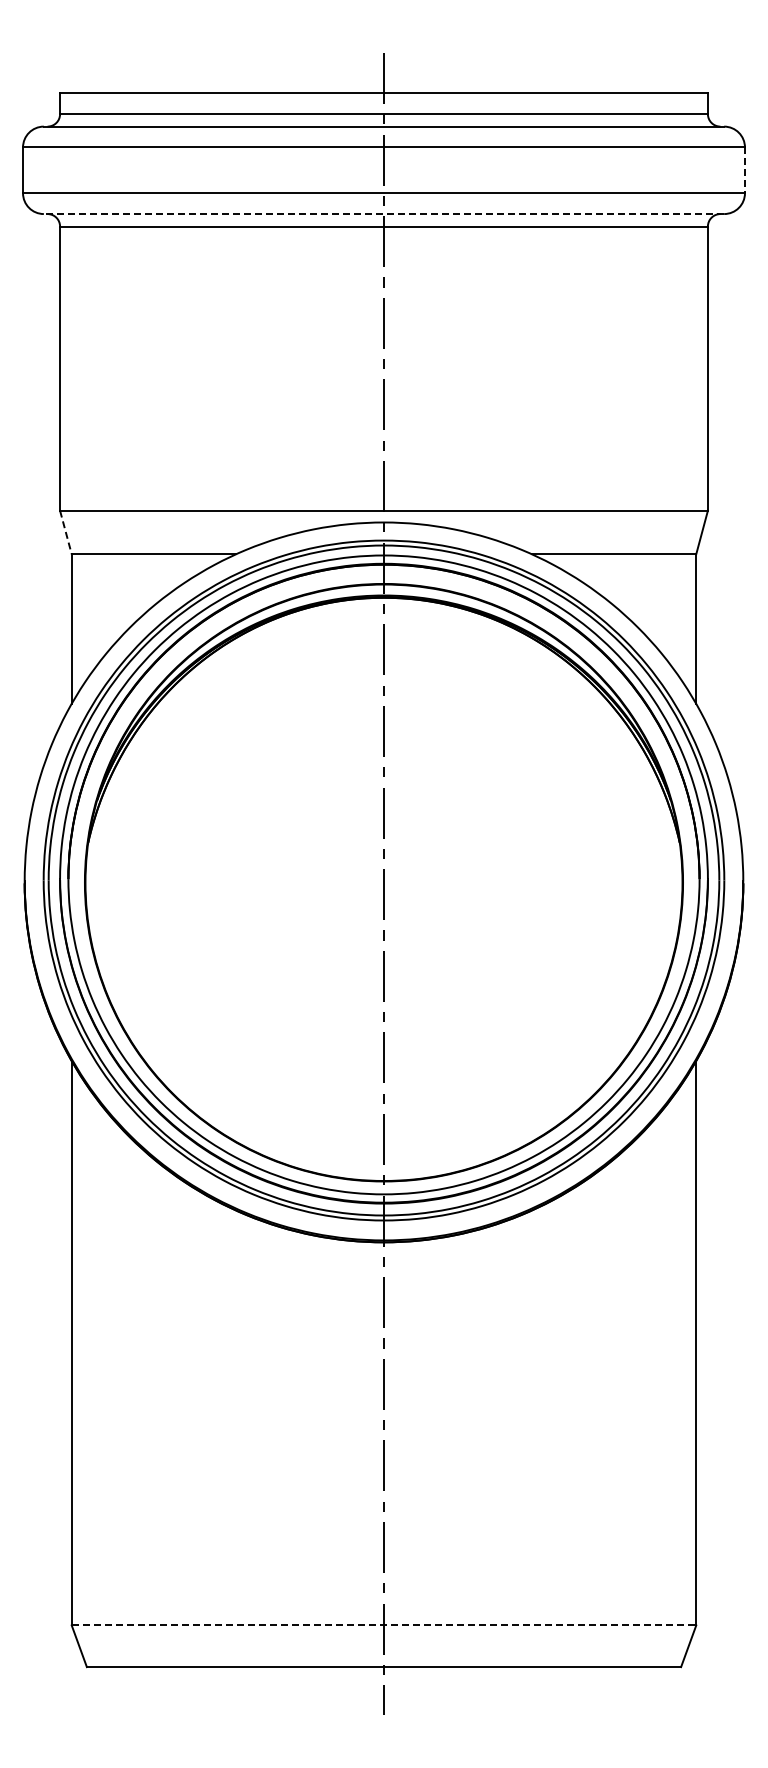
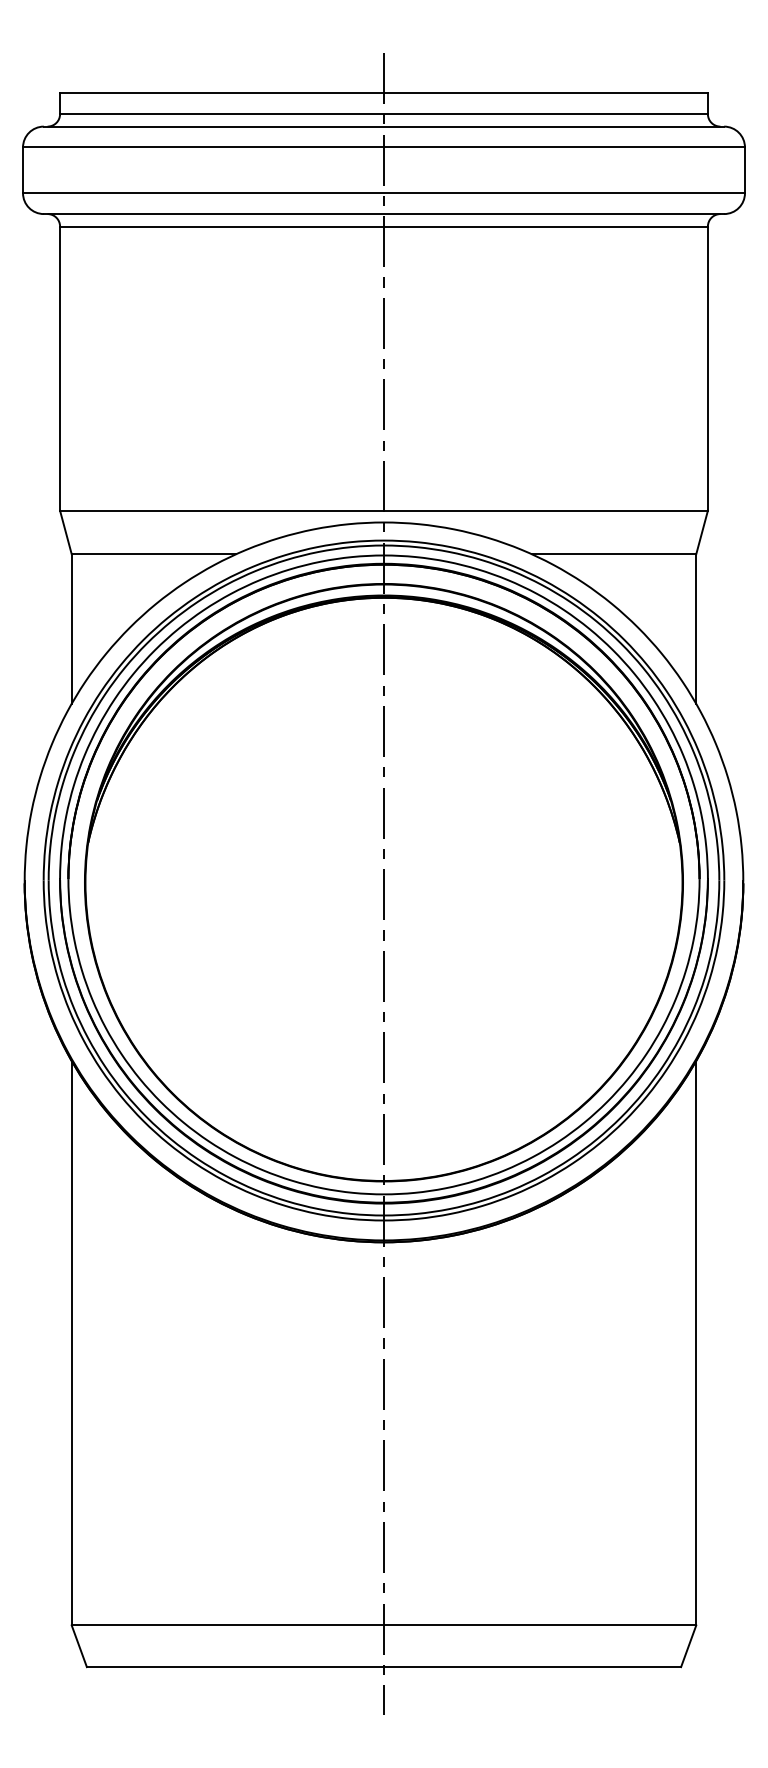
line: dashed -> solid (744, 170)
line: dashed -> solid (383, 214)
line: dashed -> solid (65, 532)
line: dashed -> solid (384, 1625)
